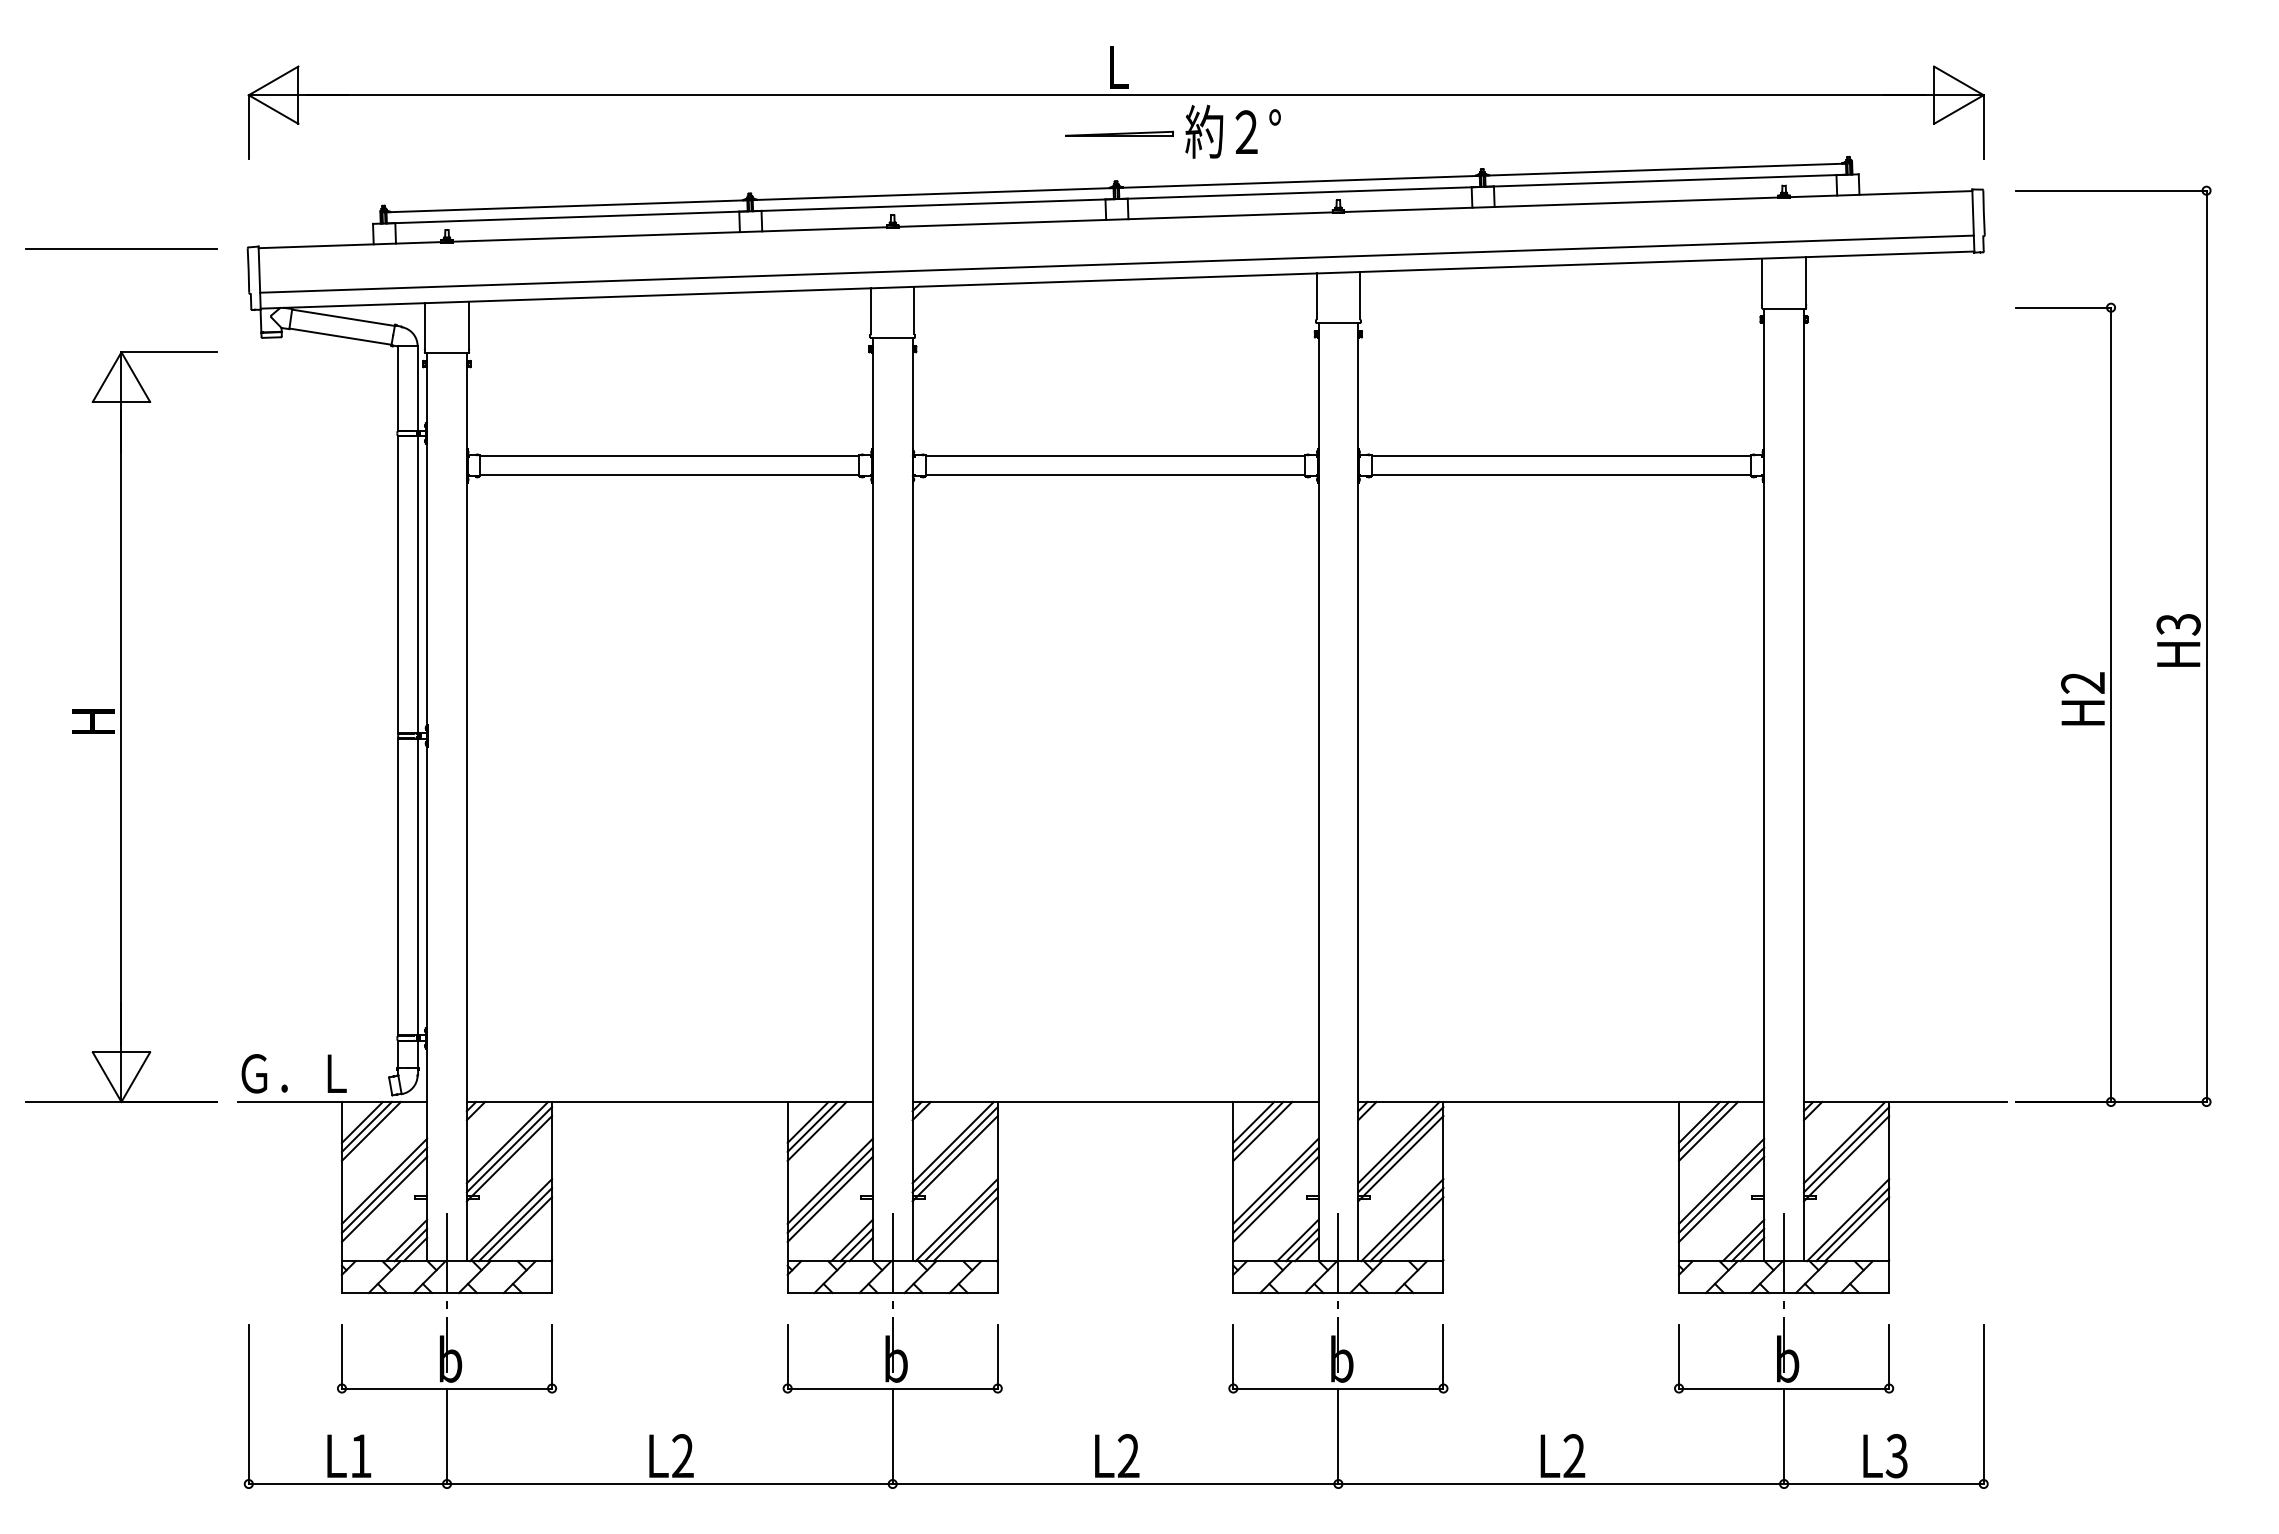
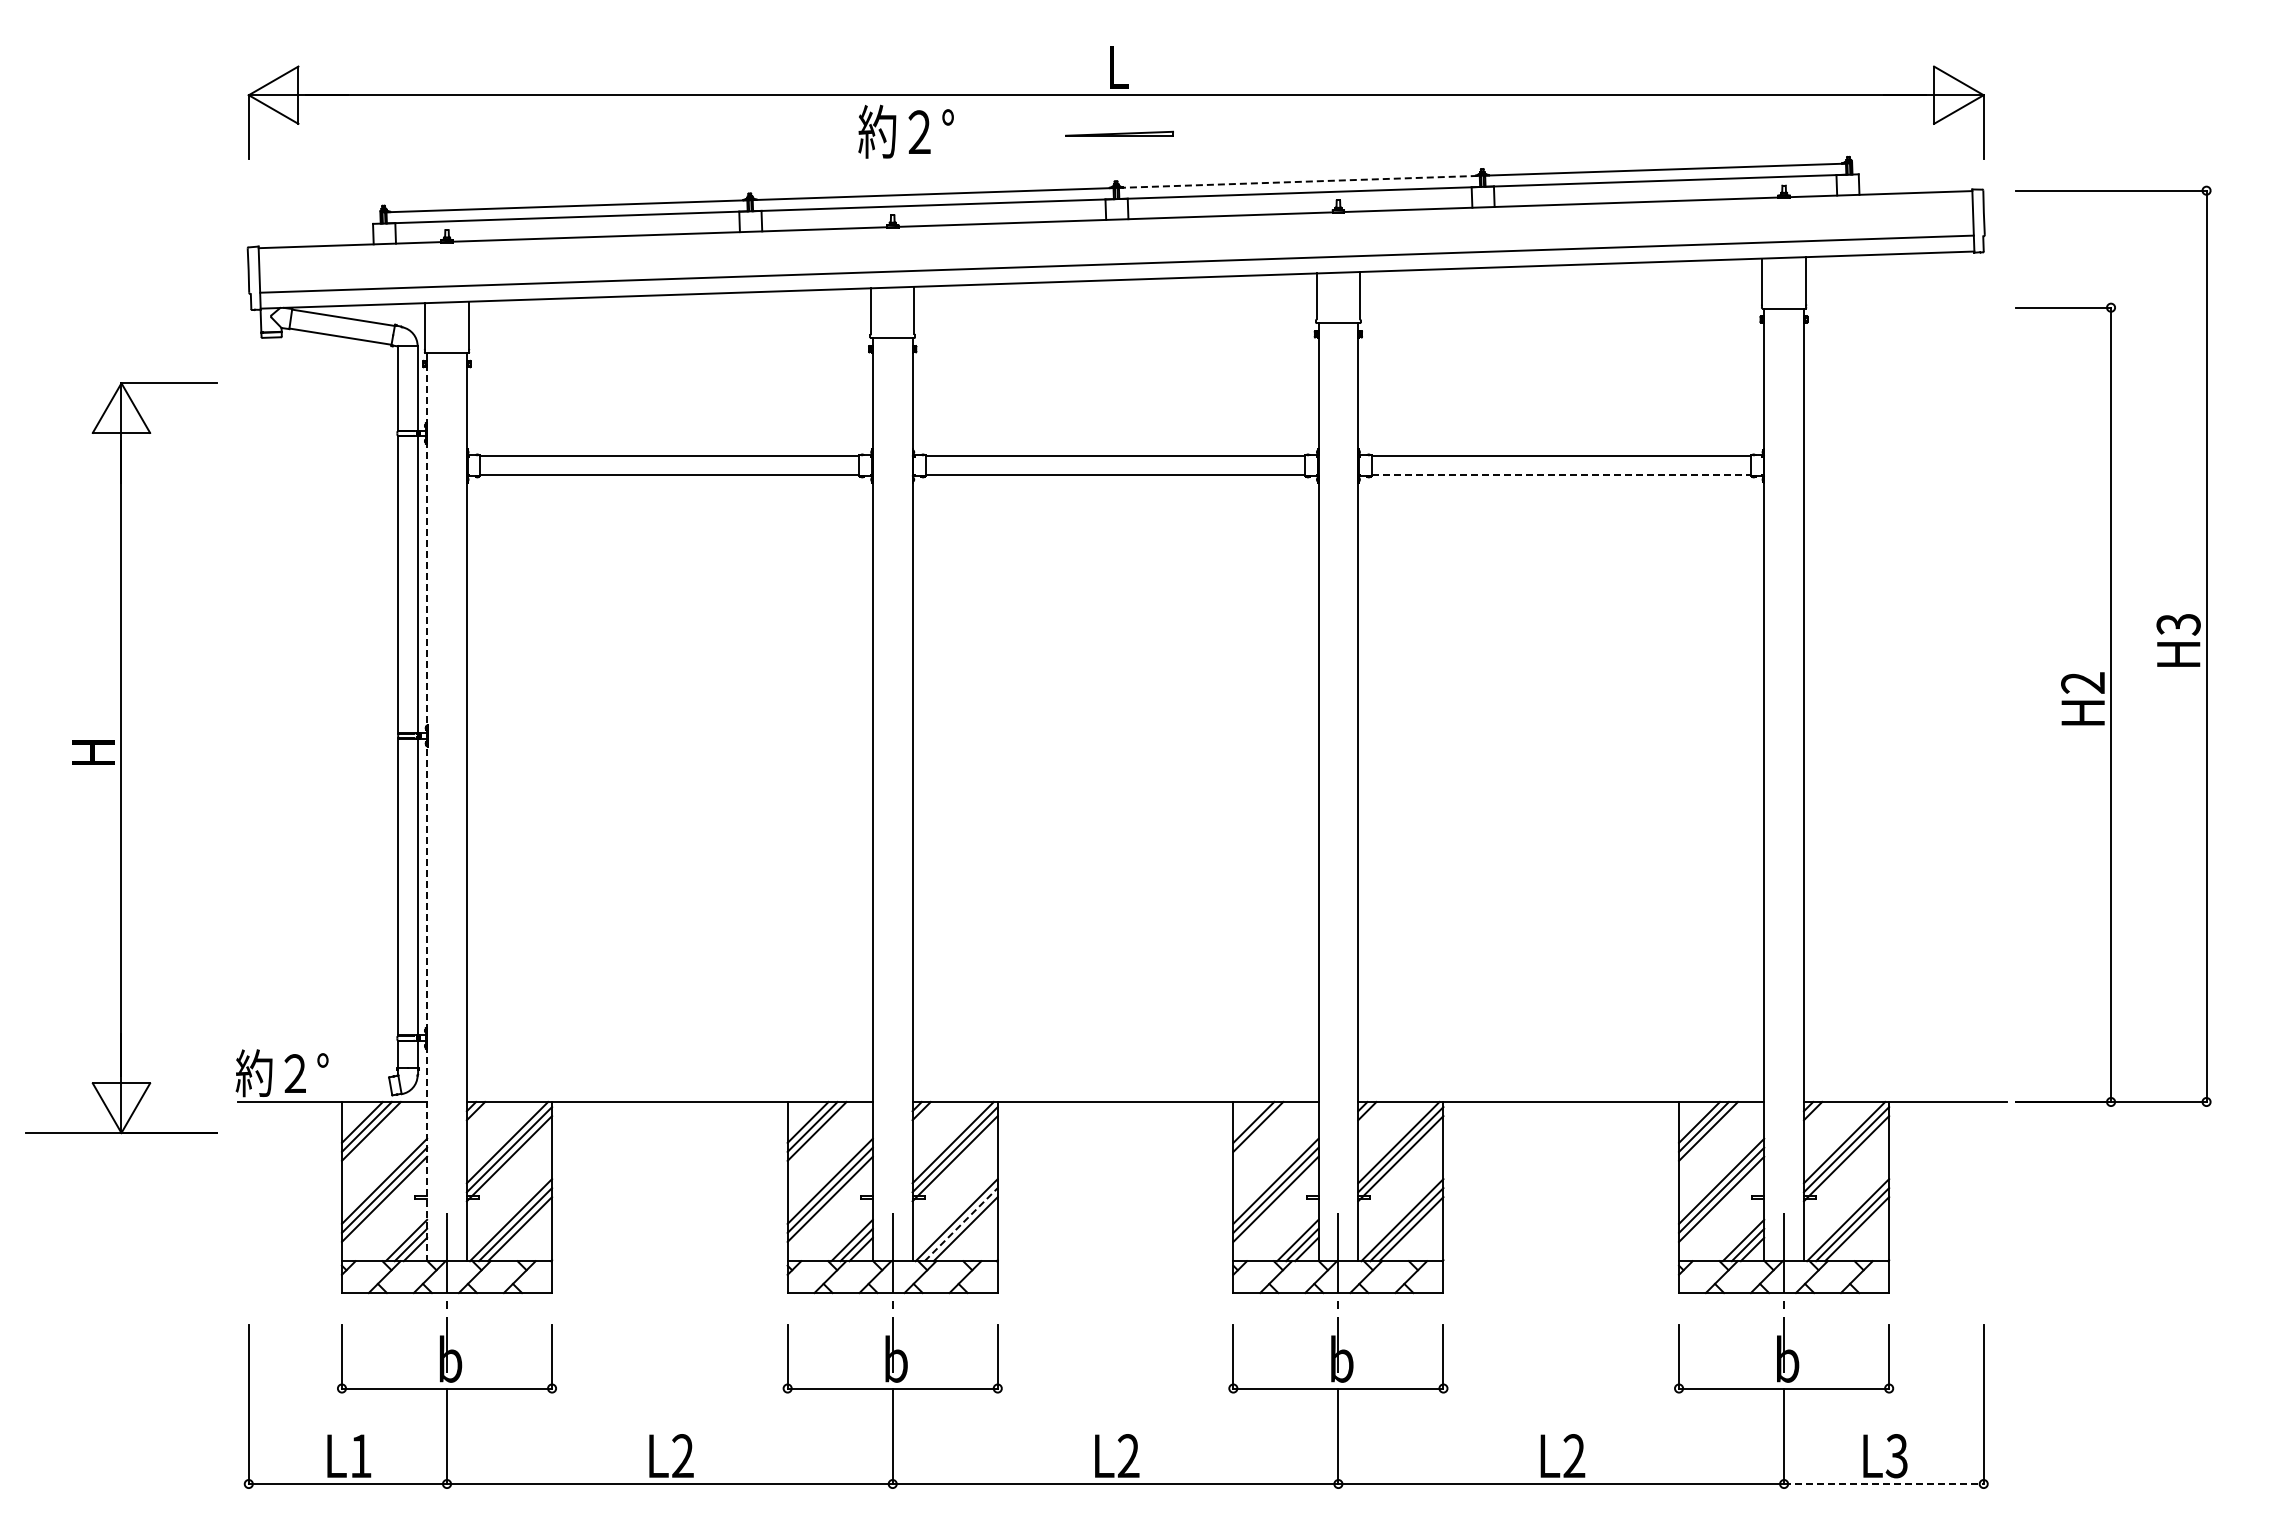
text position: (1232, 131) -> (905, 131) (905, 131)
line: solid -> dashed (1299, 181)
line: present -> none (120, 248)
line: solid -> dashed (1561, 475)
part position: (121, 727) -> (121, 758) (121, 758)
line: solid -> dashed (427, 807)
text: Ｇ．Ｌ -> 約２° (290, 1073)
line: present -> none (1262, 1131)
line: solid -> dashed (961, 1224)
line: solid -> dashed (1883, 1484)
